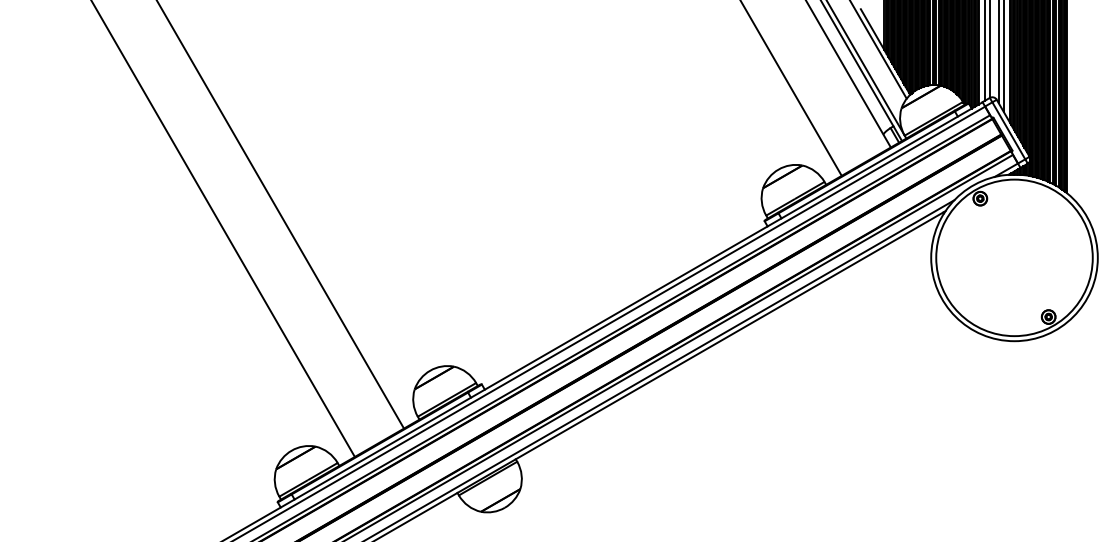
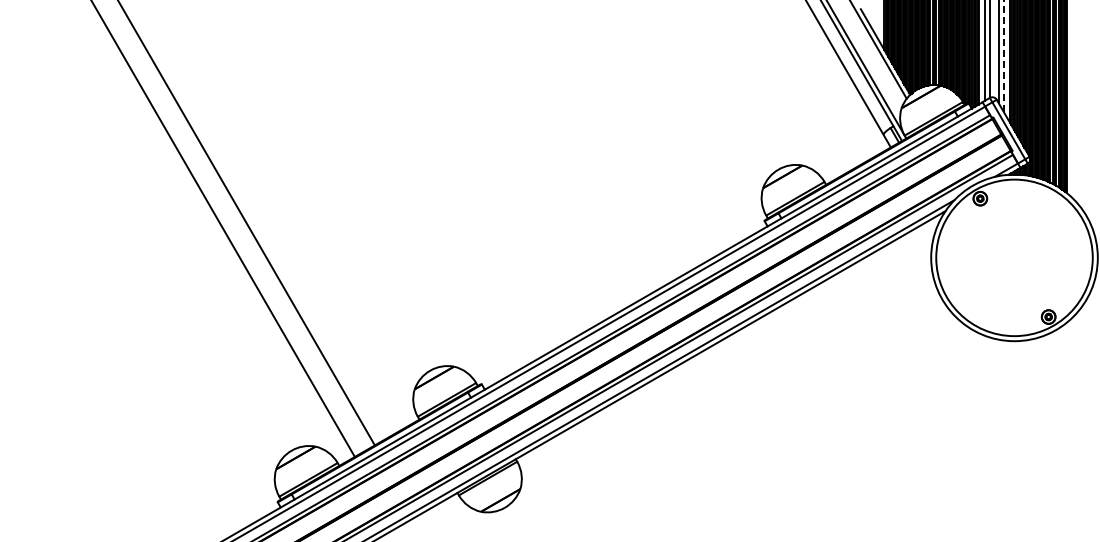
line: solid -> dashed (1003, 55)
line: present -> none (791, 88)
line position: (280, 215) -> (247, 223) (247, 223)
